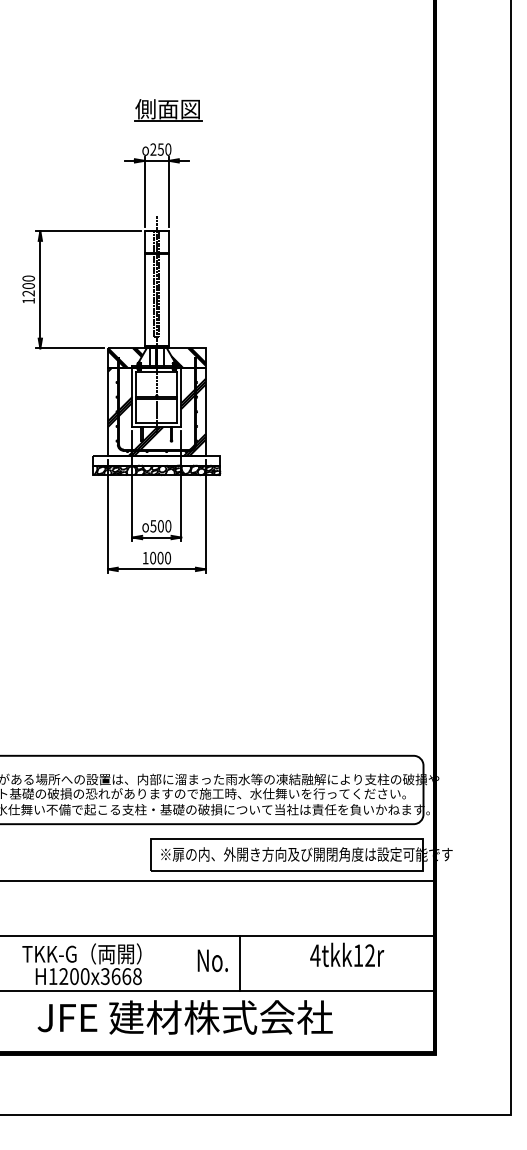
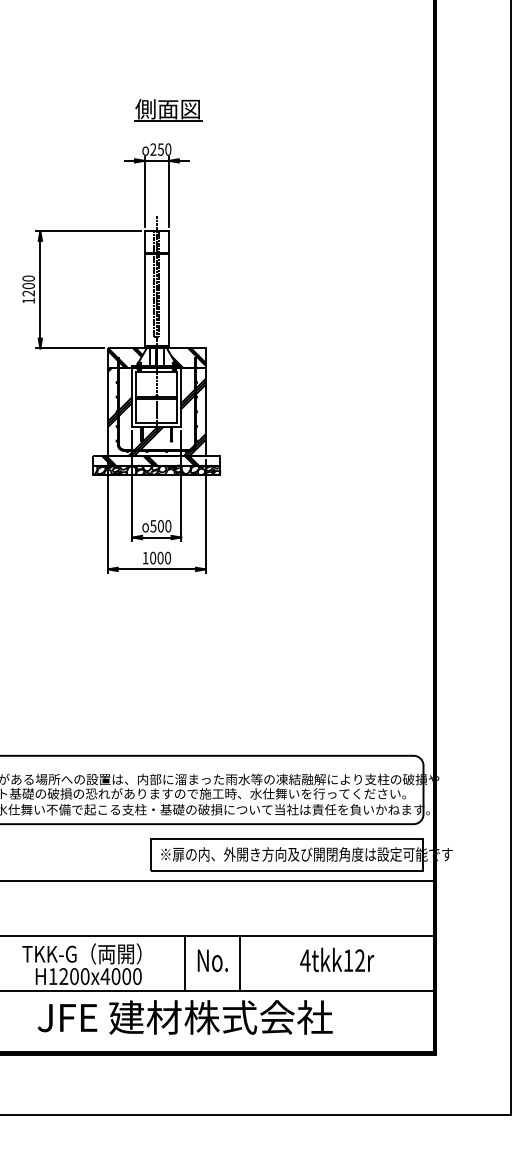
hatch: none -> present (149, 460)
text position: (347, 954) -> (337, 959) (337, 959)
line: none -> present (185, 963)
text: H1200x3668 -> H1200x4000 (120, 976)
